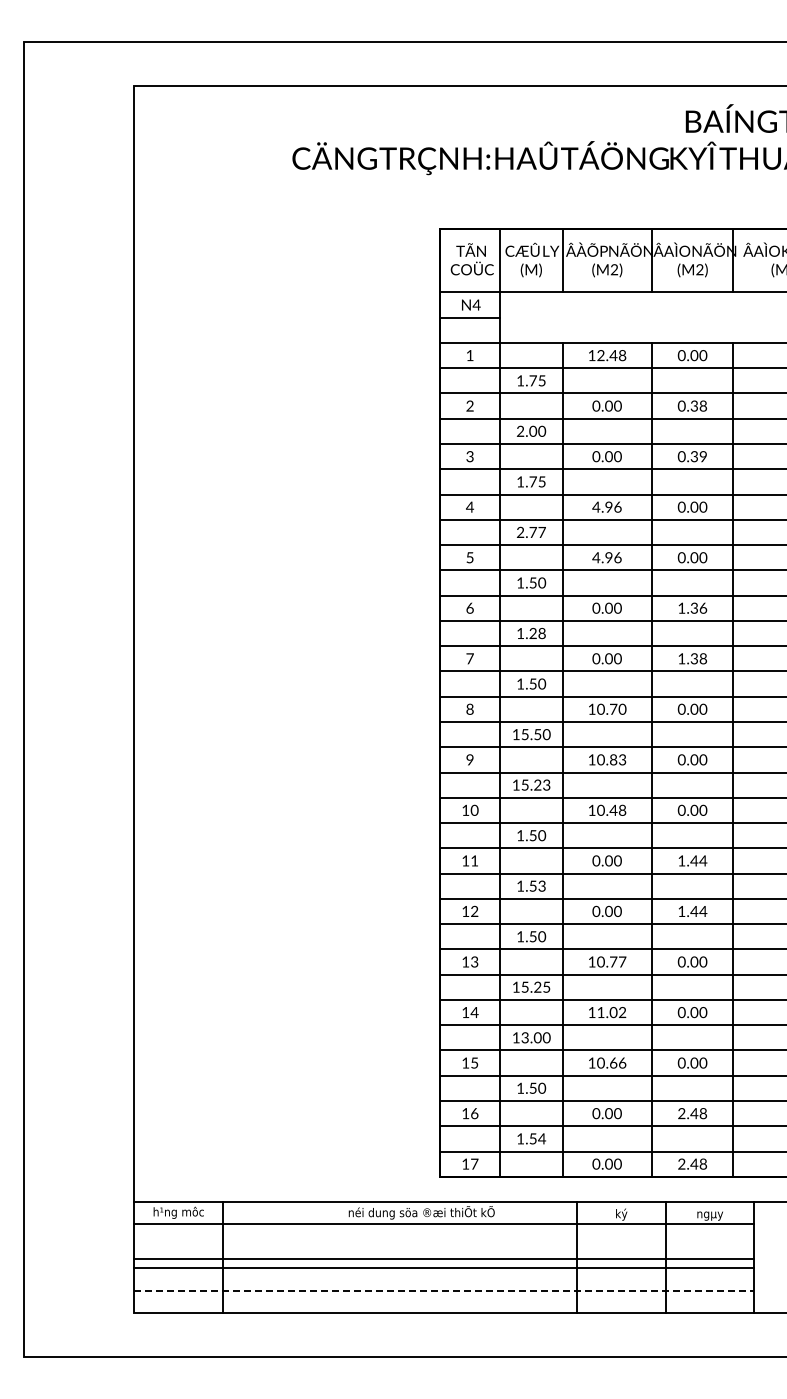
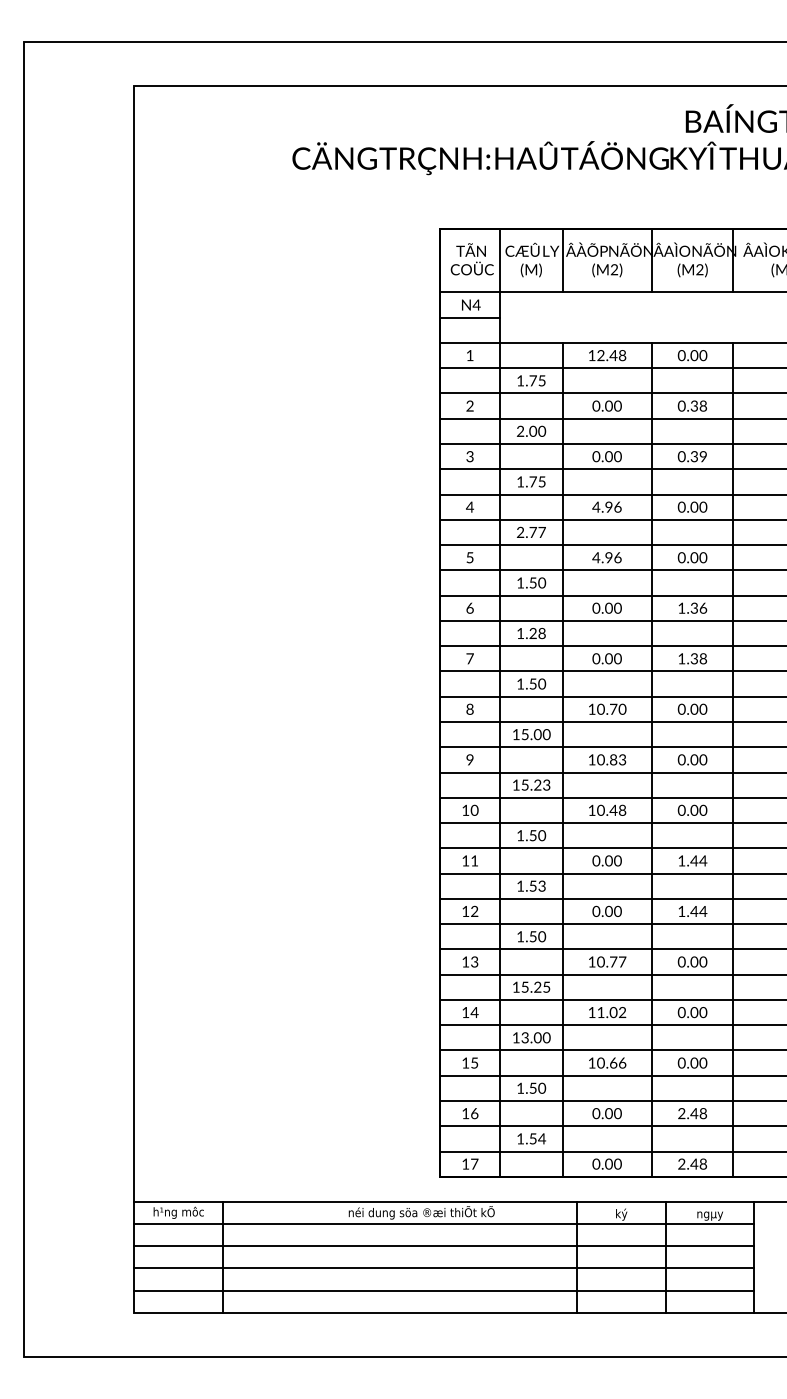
text: 15.50 -> 15.00 (537, 734)
line position: (444, 1259) -> (444, 1246) (444, 1246)
line: dashed -> solid (444, 1290)
